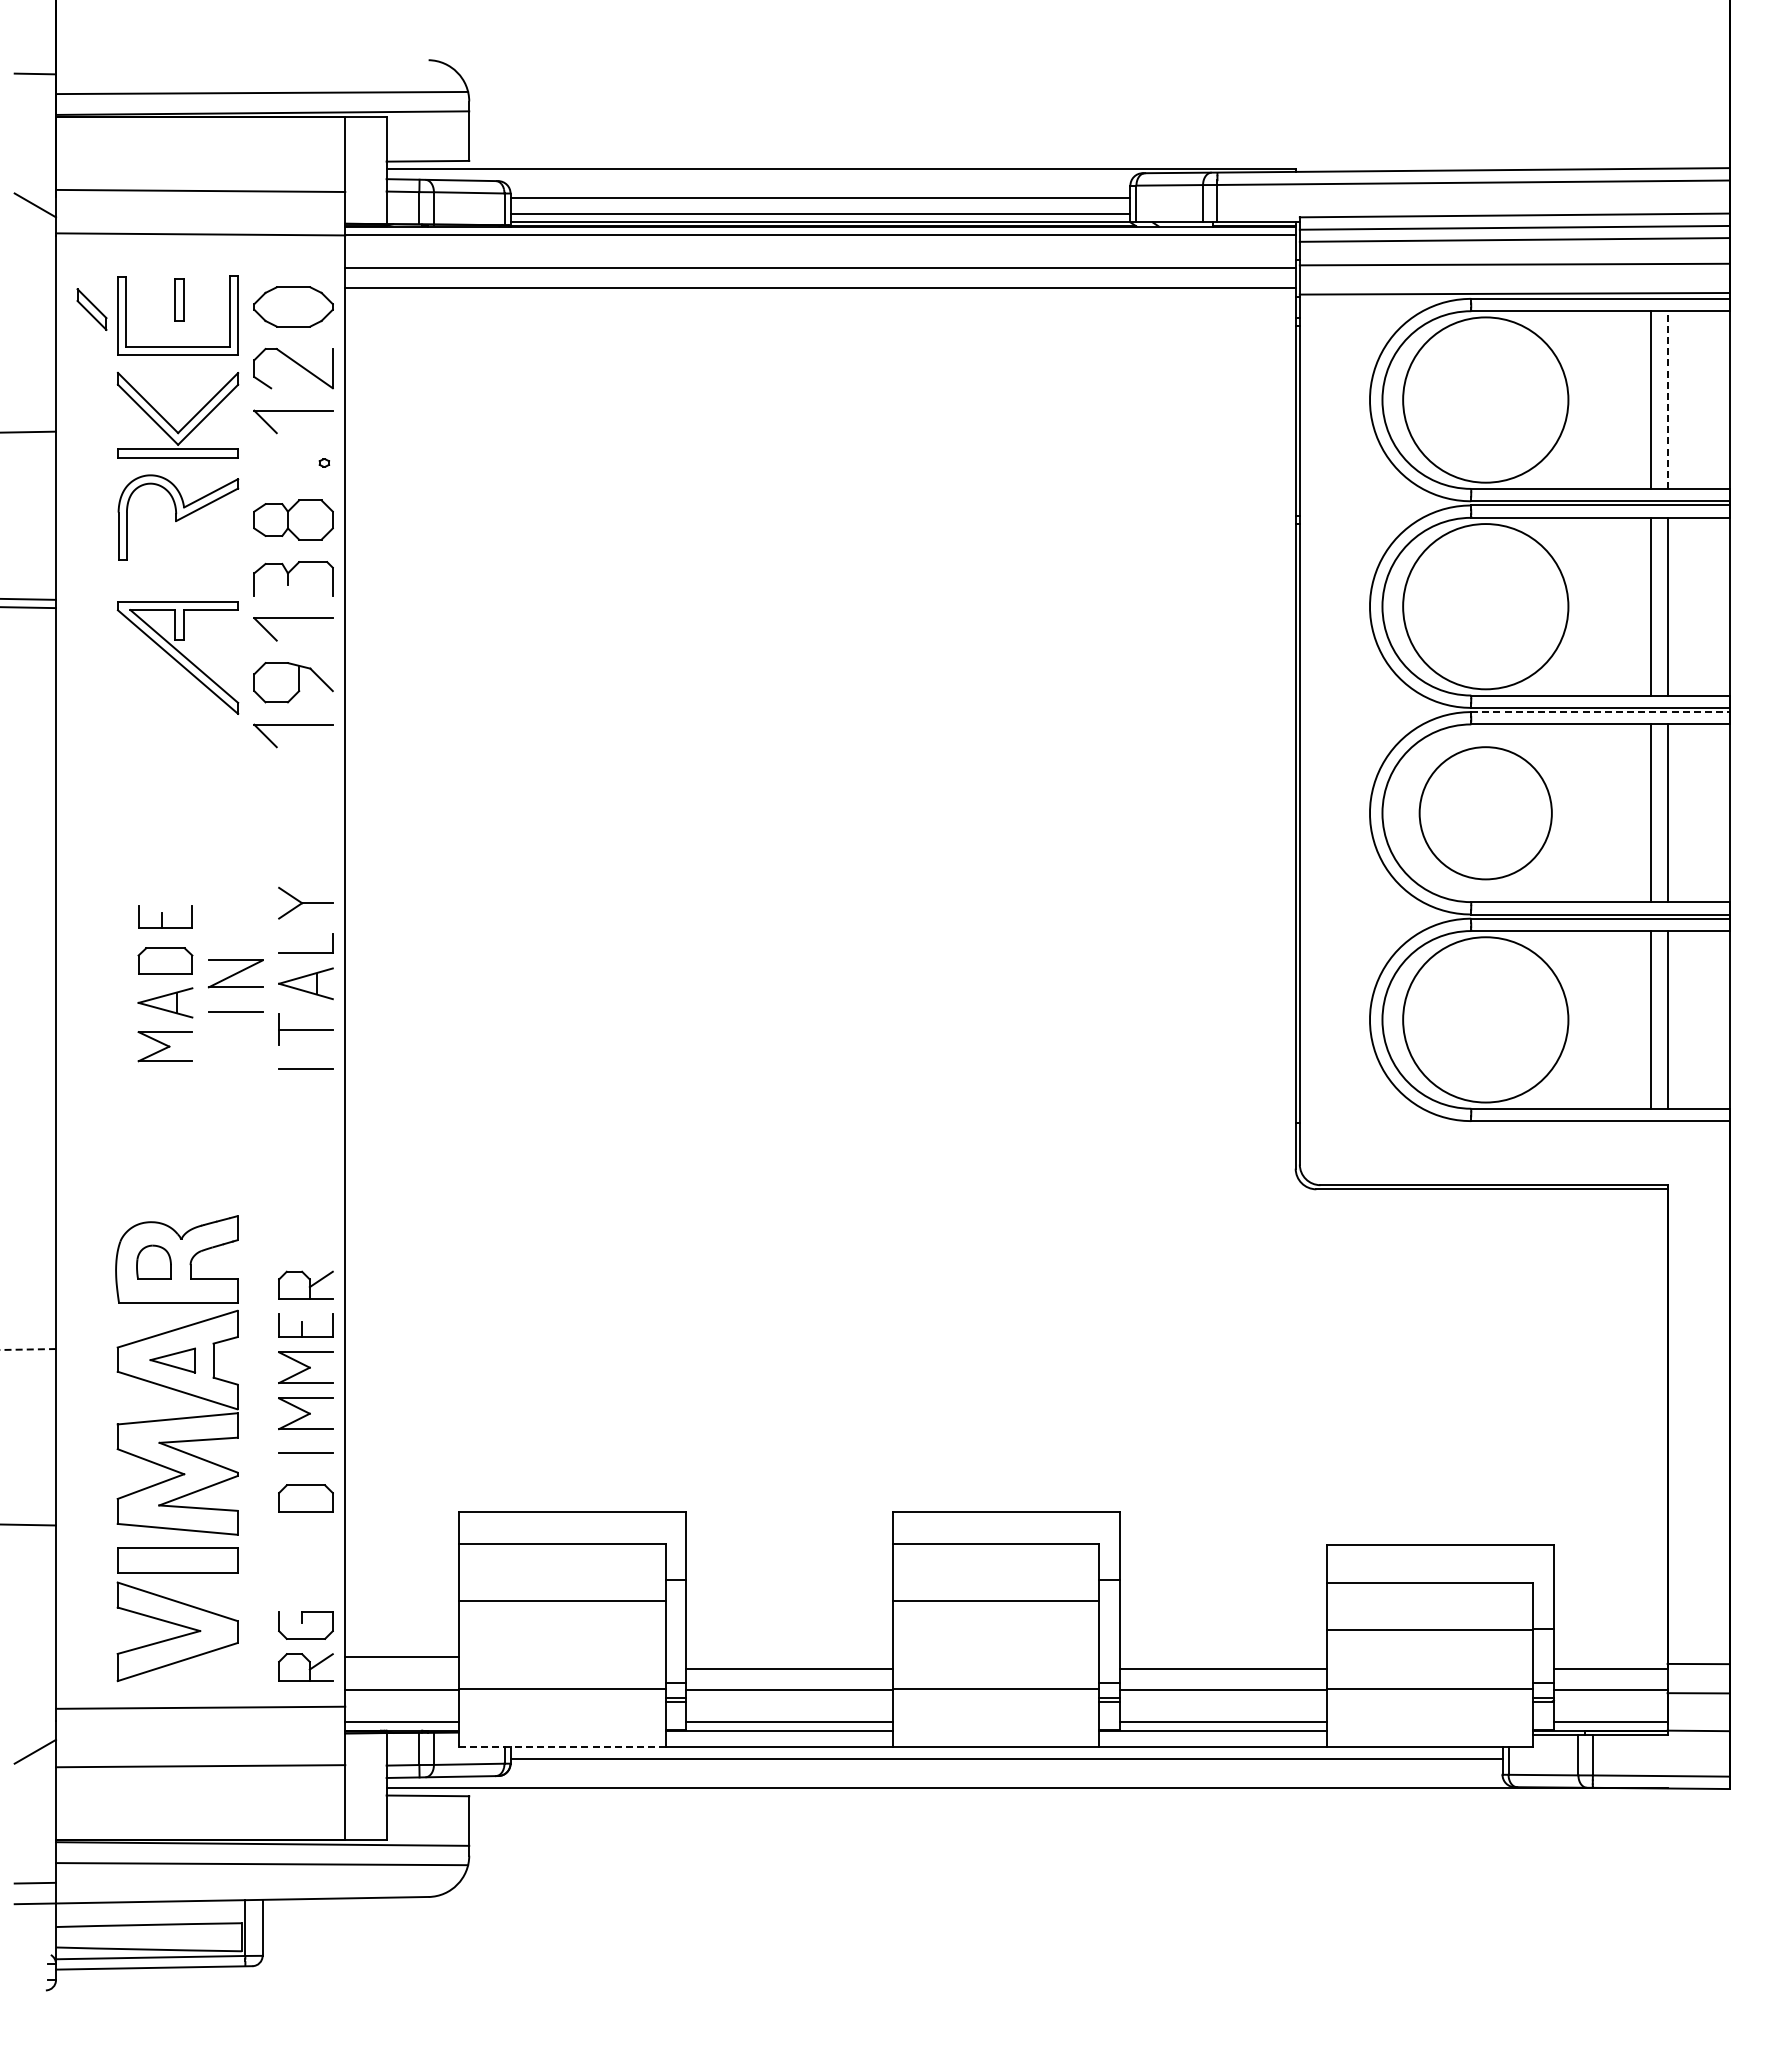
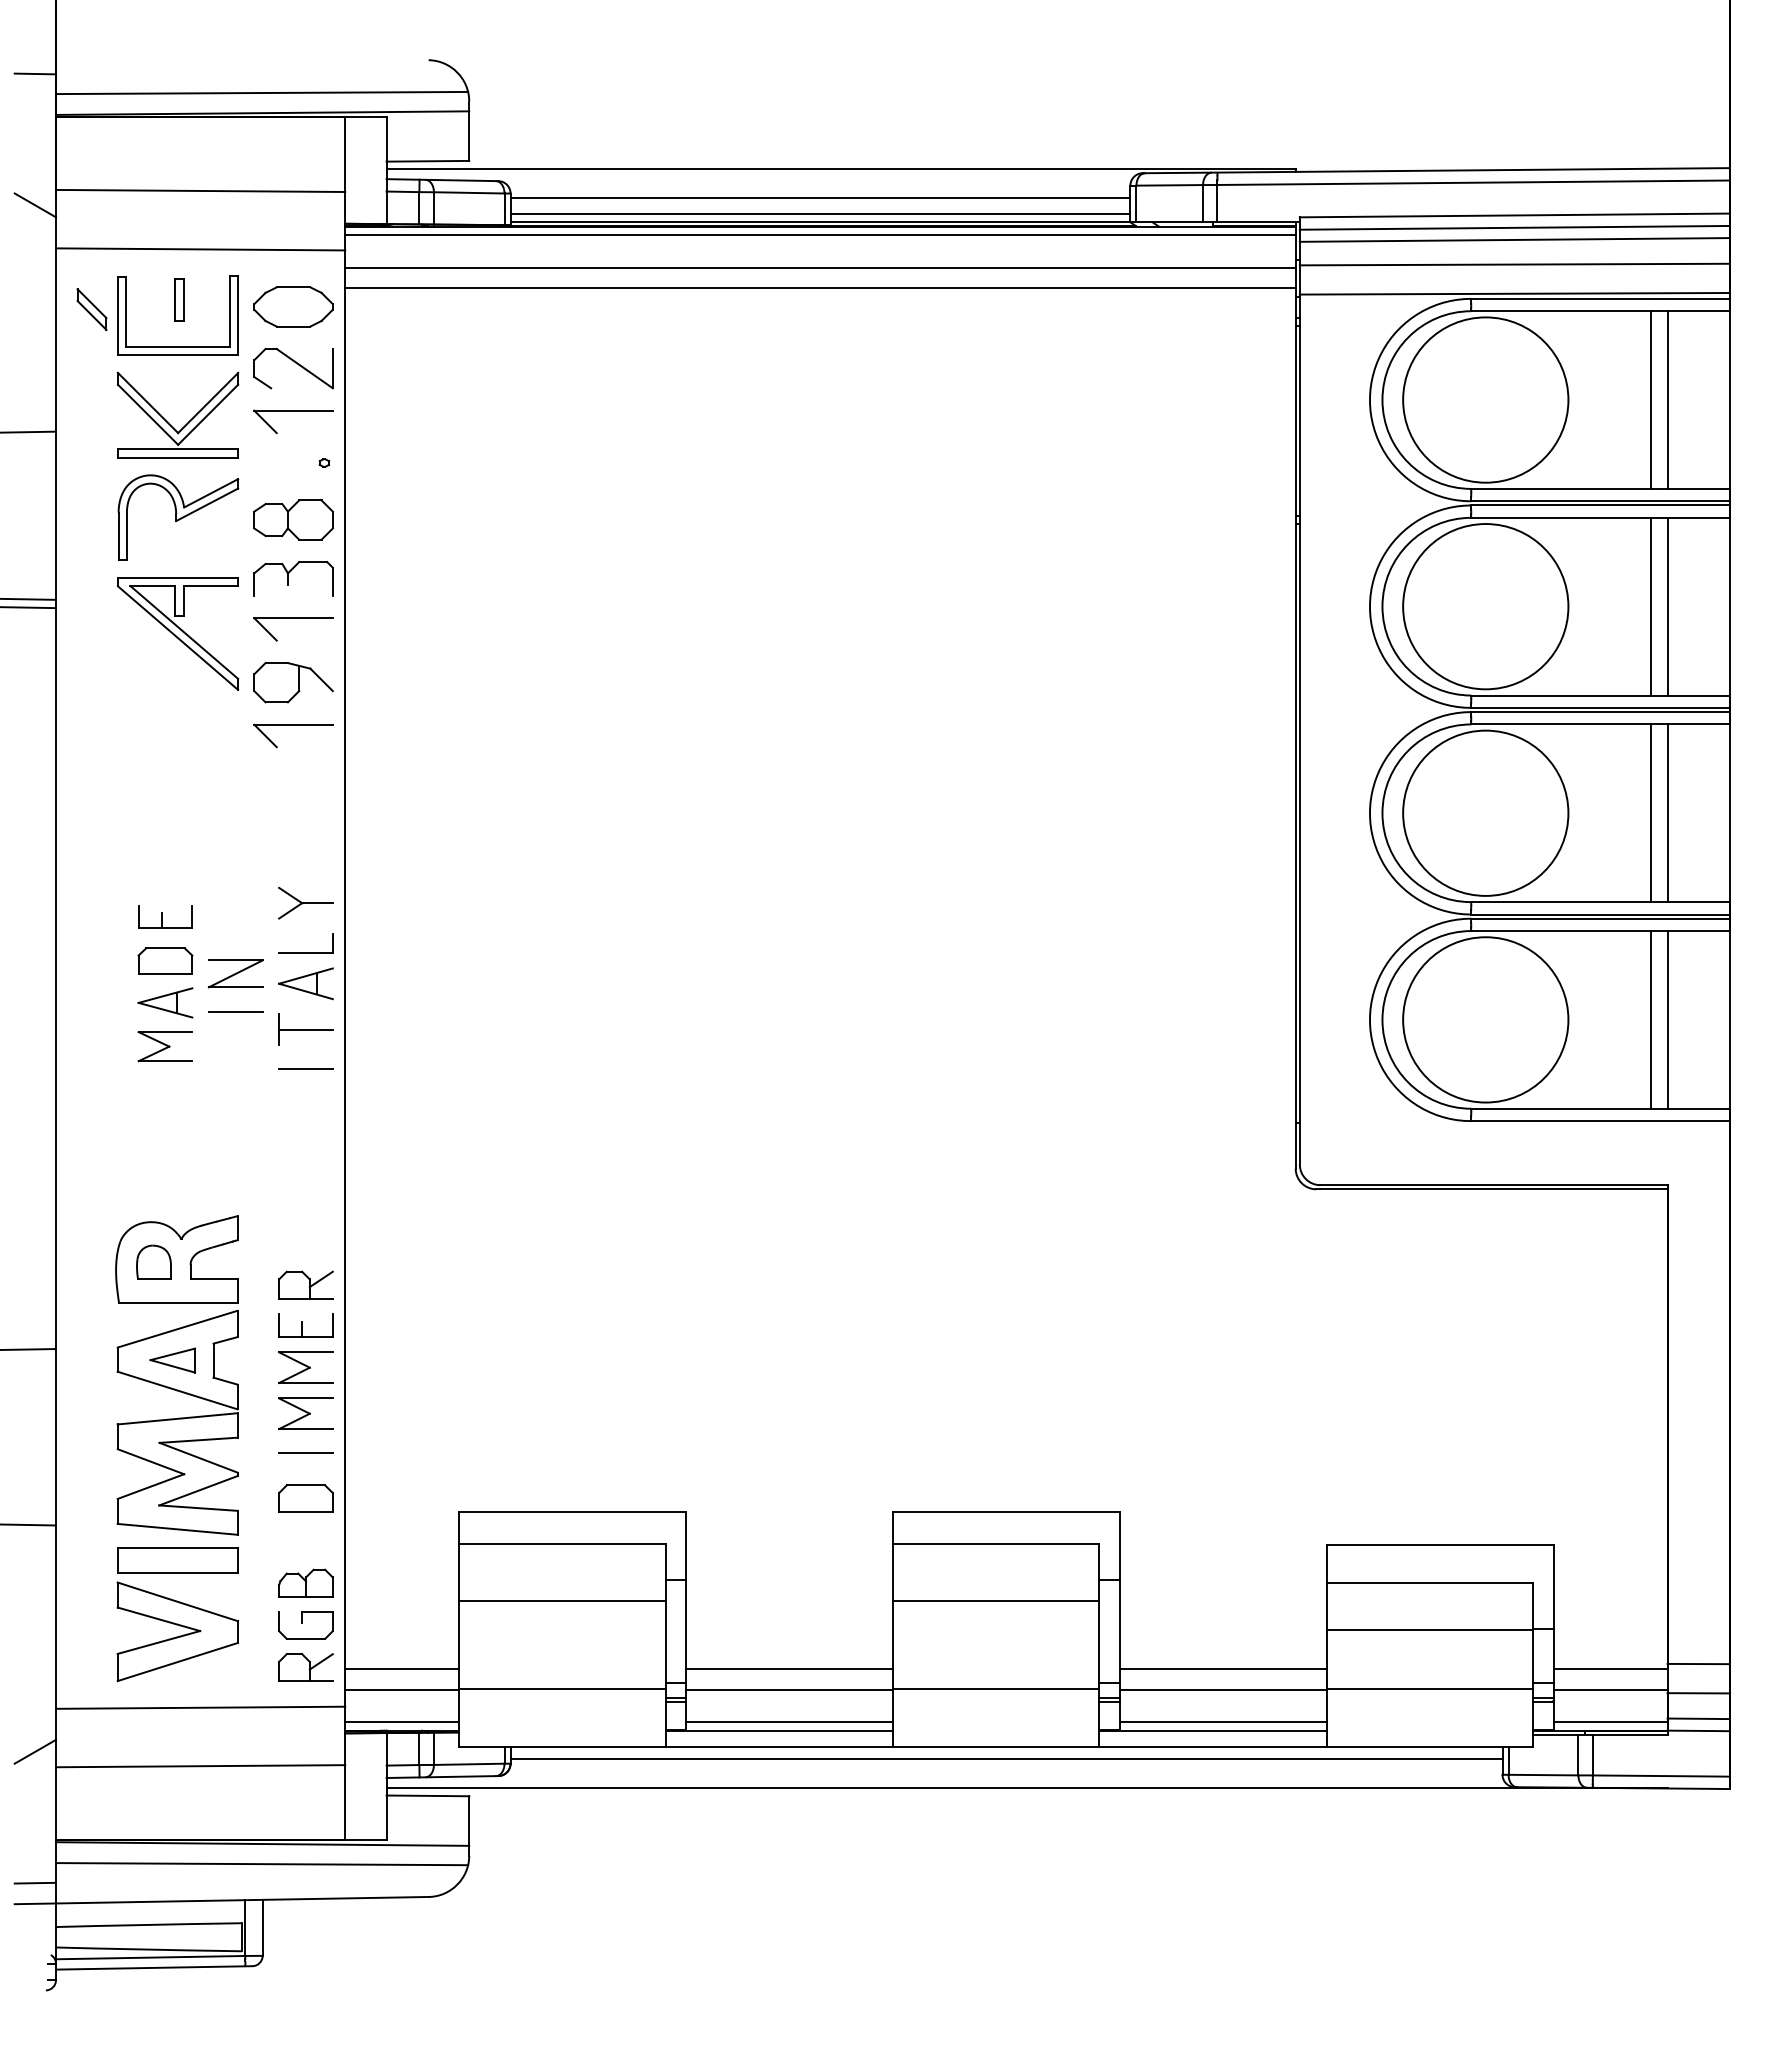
line position: (200, 234) -> (200, 249) (200, 249)
line: dashed -> solid (1667, 400)
part position: (177, 657) -> (177, 633) (177, 633)
line: dashed -> solid (1600, 712)
circle diameter: 132 px -> 165 px (1485, 812)
line: dashed -> solid (28, 1349)
part: none -> present (305, 1582)
line position: (401, 1656) -> (401, 1668) (401, 1668)
line: none -> present (1698, 1718)
line: dashed -> solid (562, 1747)
